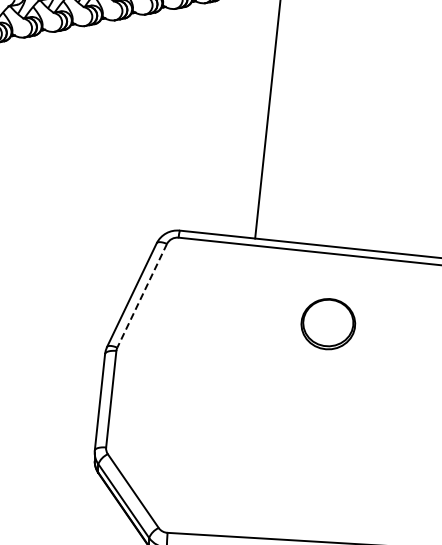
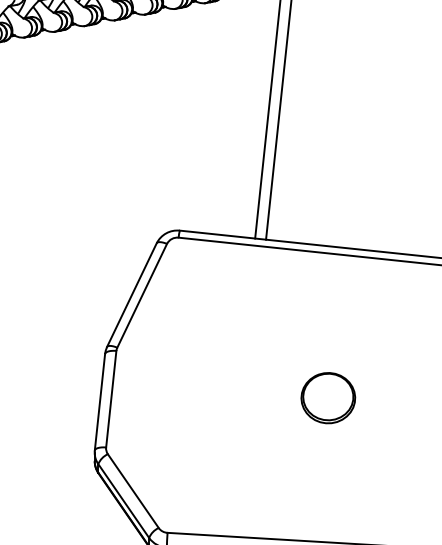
line: none -> present (278, 120)
line: dashed -> solid (142, 295)
part position: (328, 324) -> (328, 398) (328, 398)
